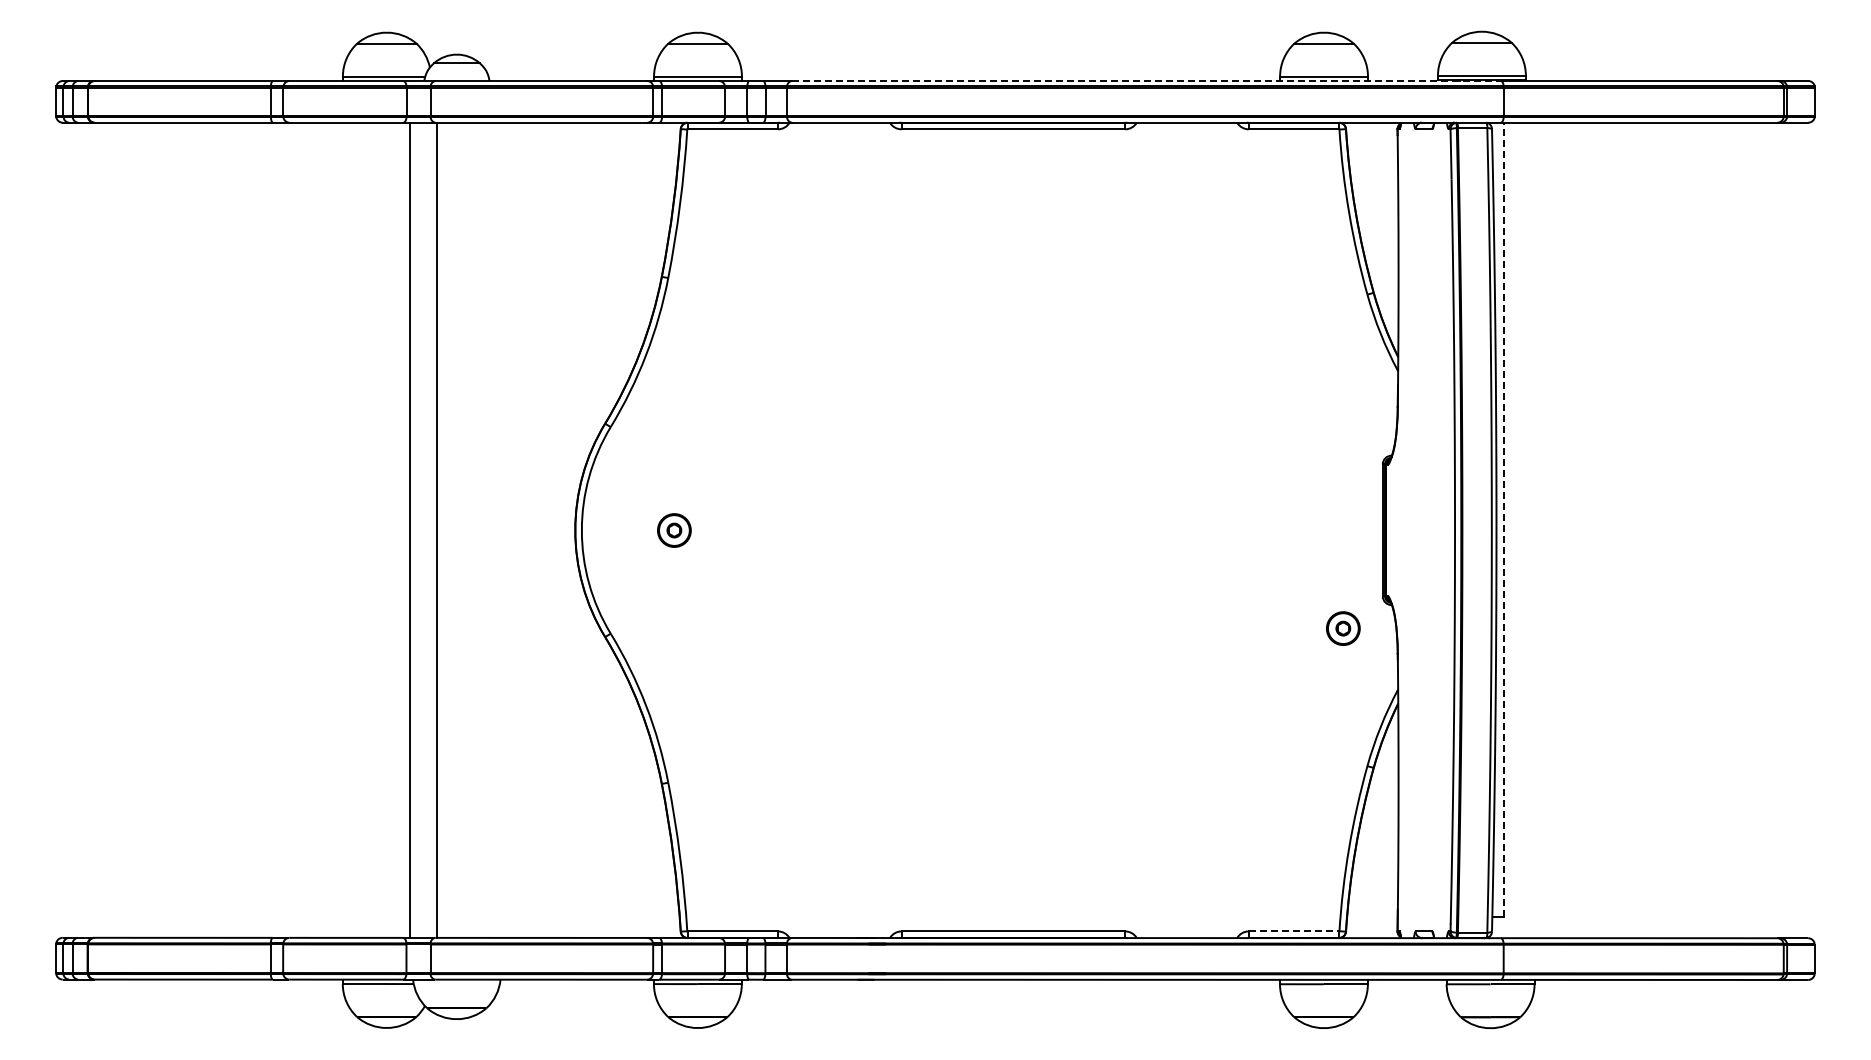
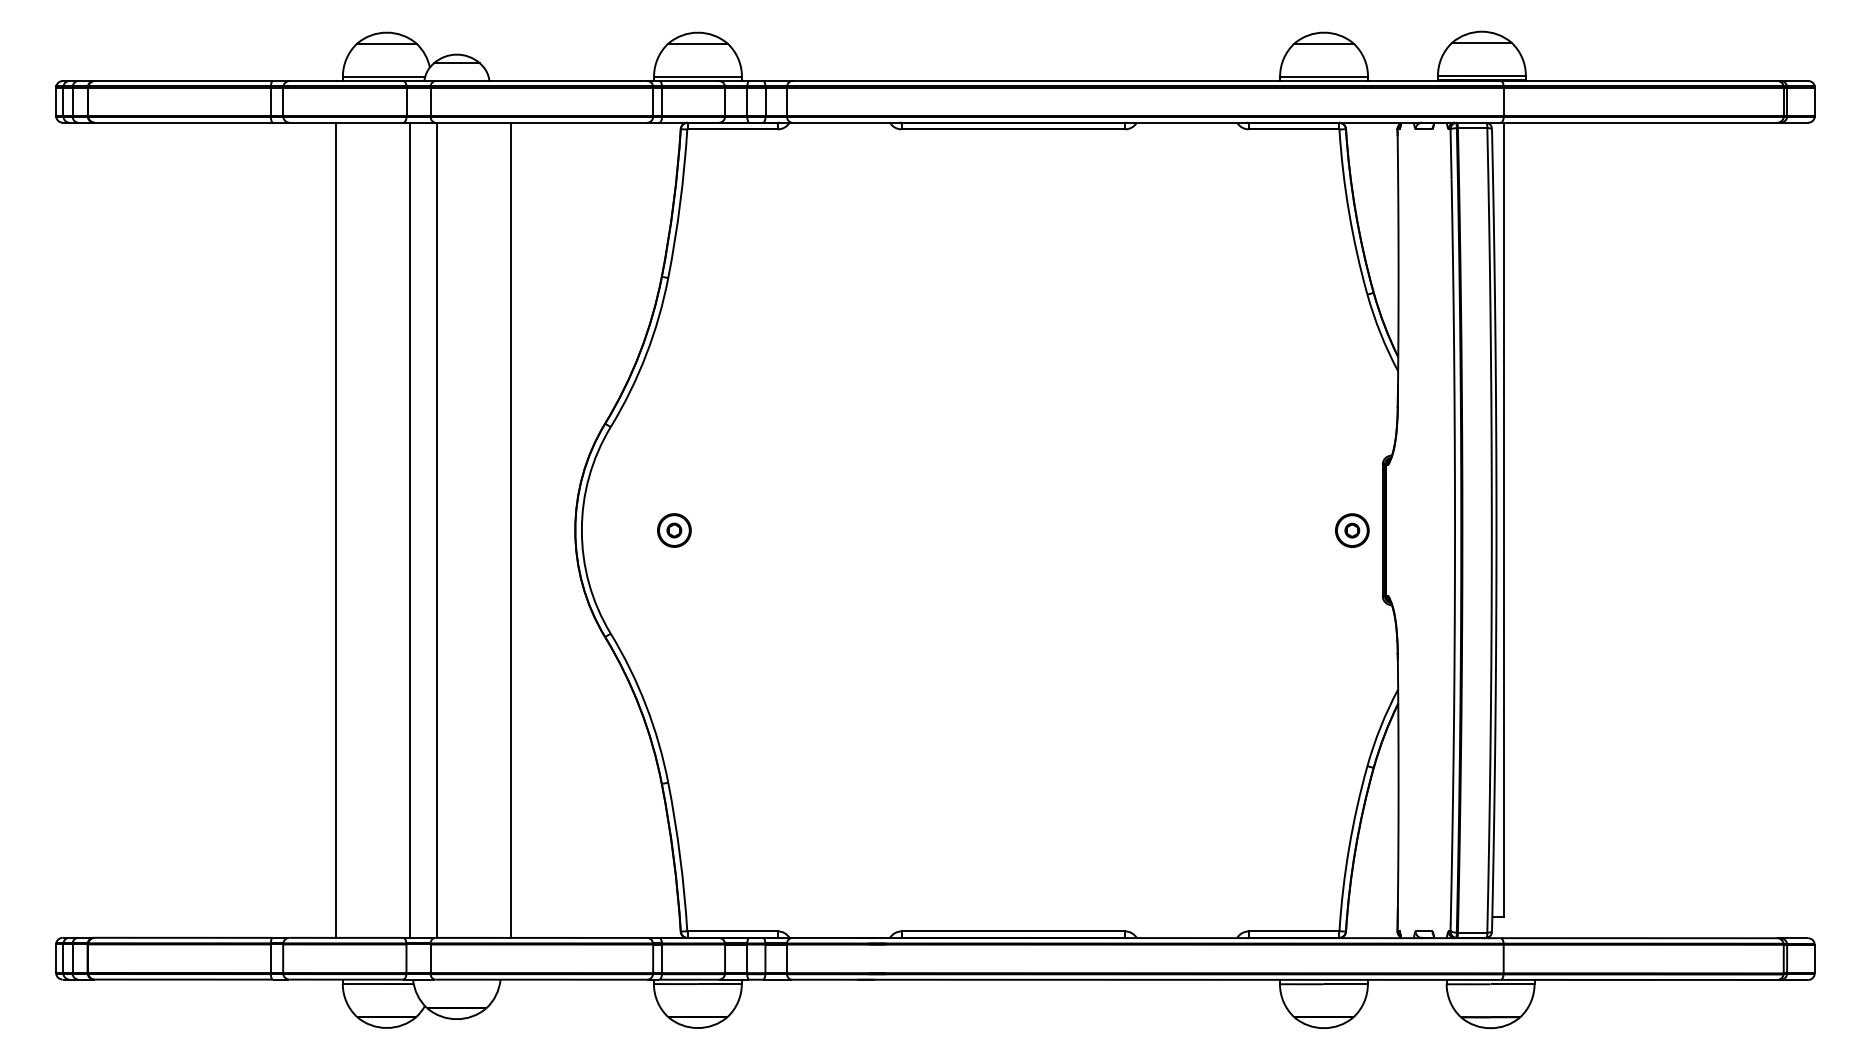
line: dashed -> solid (1146, 80)
line: dashed -> solid (1503, 519)
line: none -> present (335, 529)
line: none -> present (510, 529)
part position: (1343, 628) -> (1352, 530) (1352, 530)
line: dashed -> solid (1294, 931)
